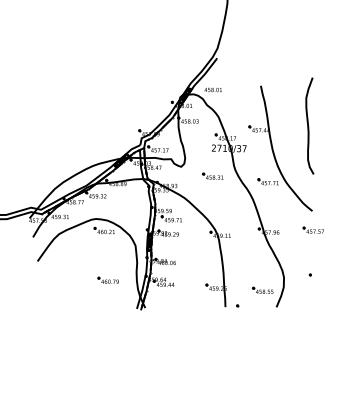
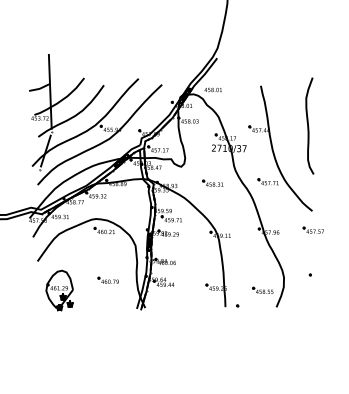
part: none -> present (95, 119)
part position: (212, 175) -> (212, 182) (212, 182)
part: none -> present (59, 290)
